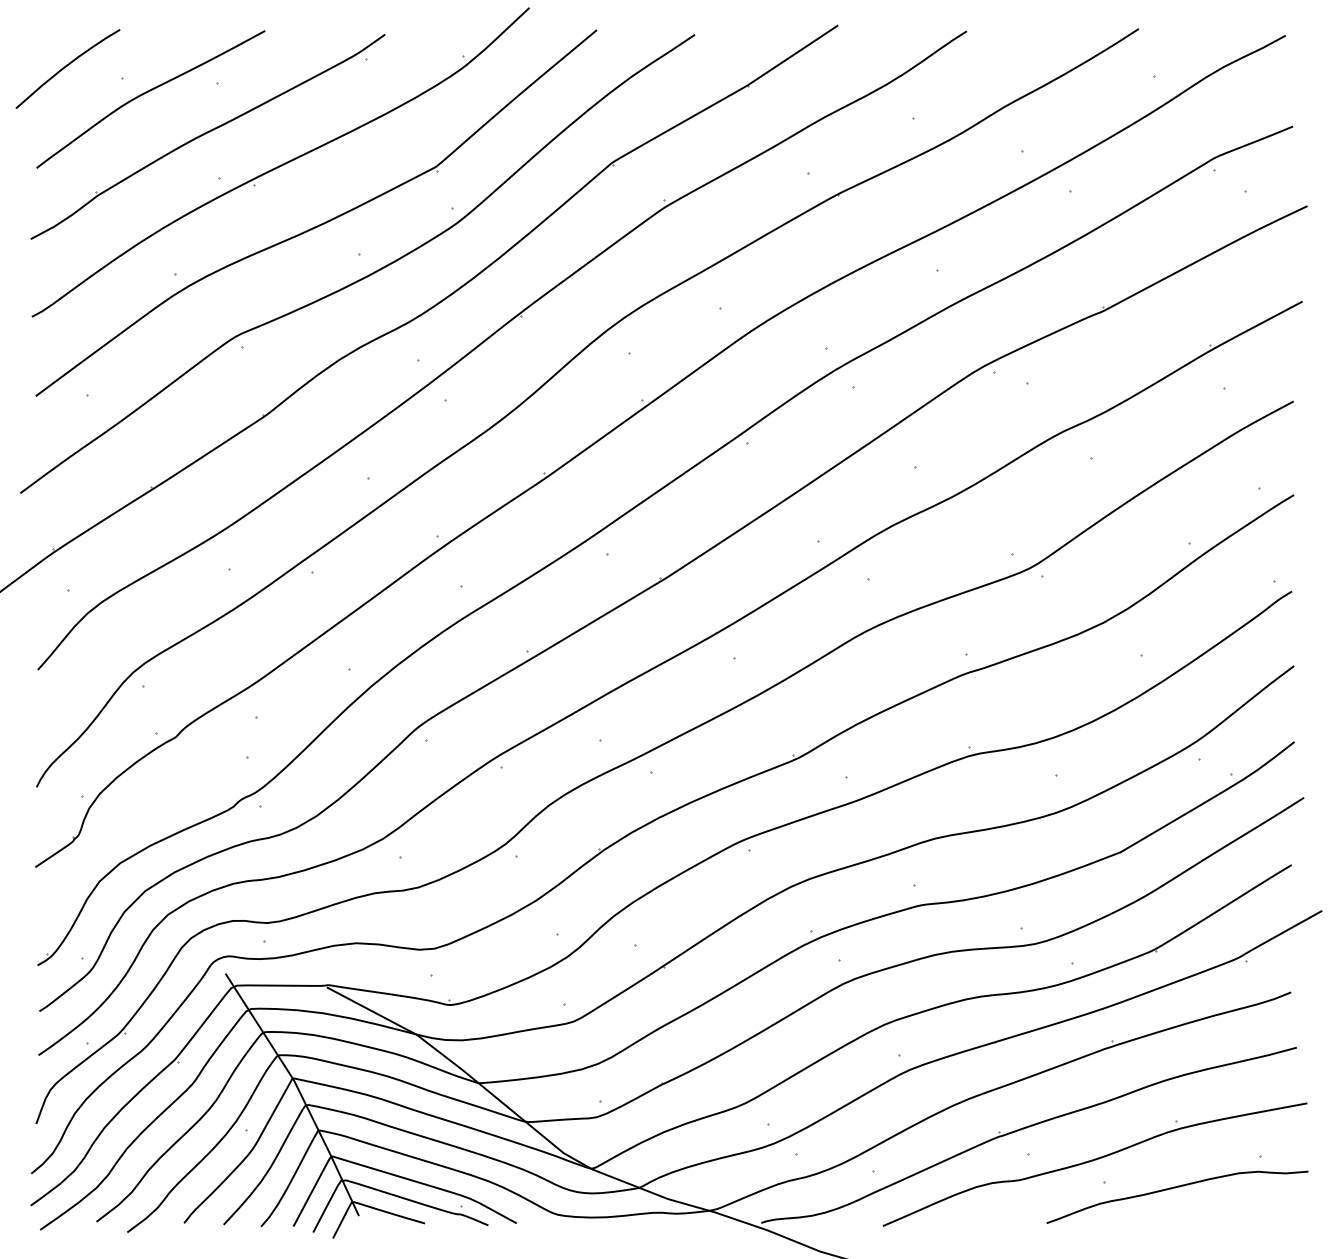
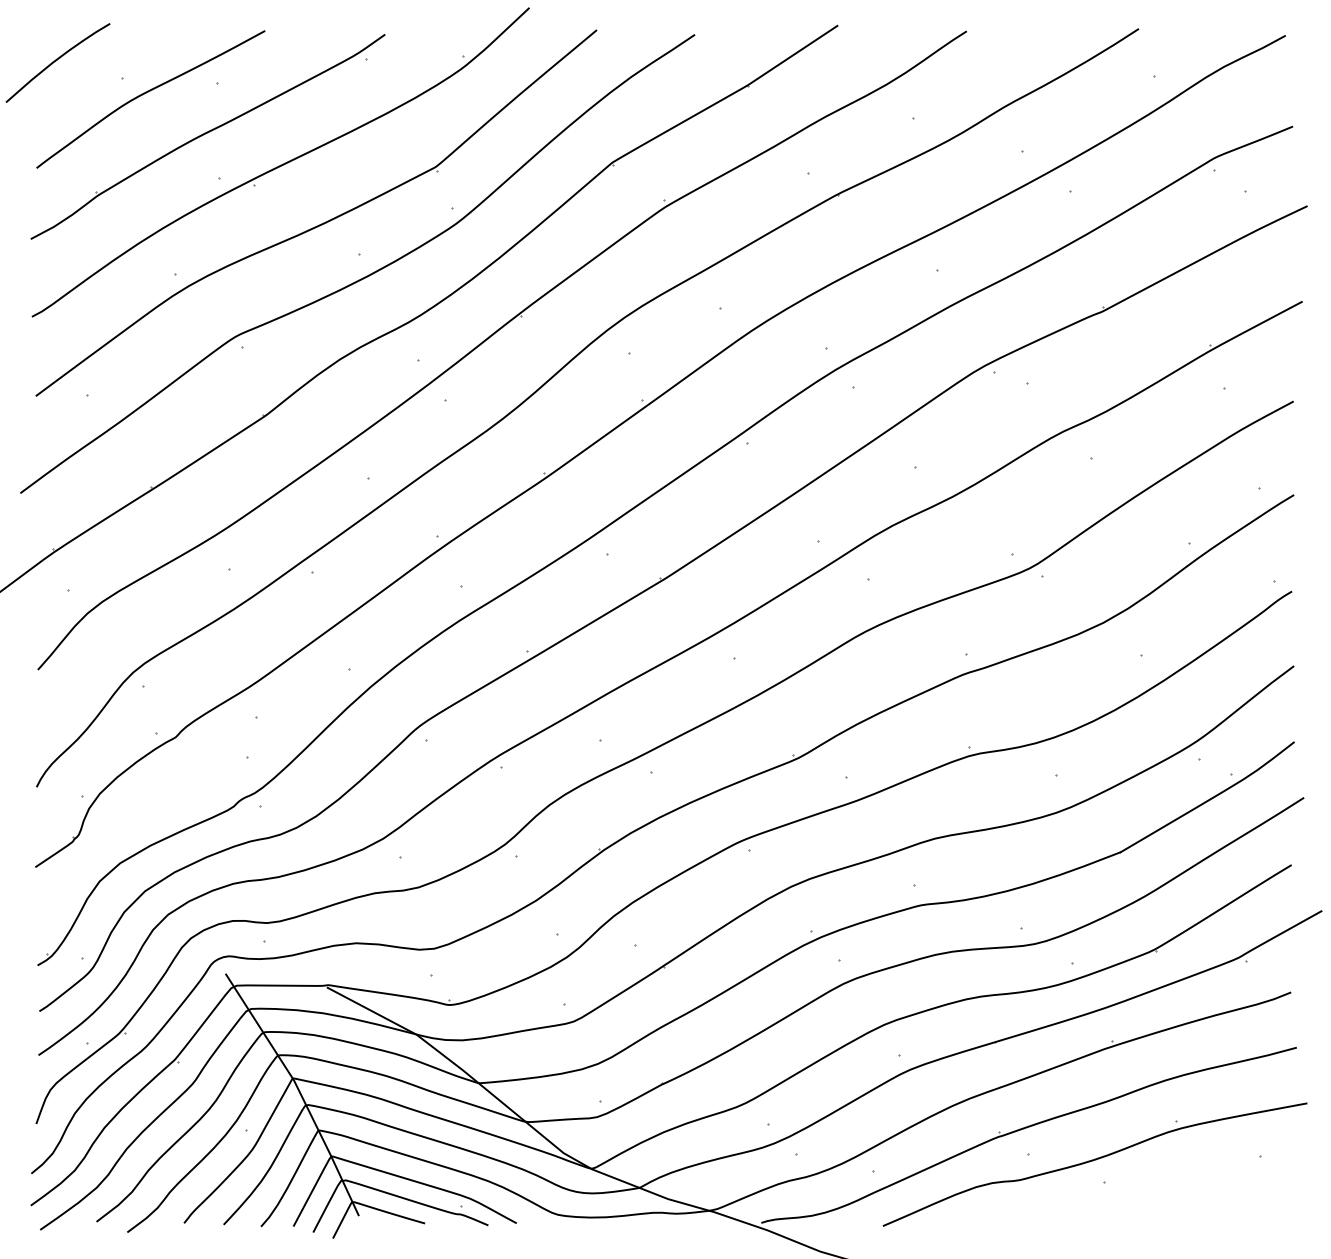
curve position: (66, 67) -> (56, 61) (56, 61)
curve: present -> none (1175, 1188)
